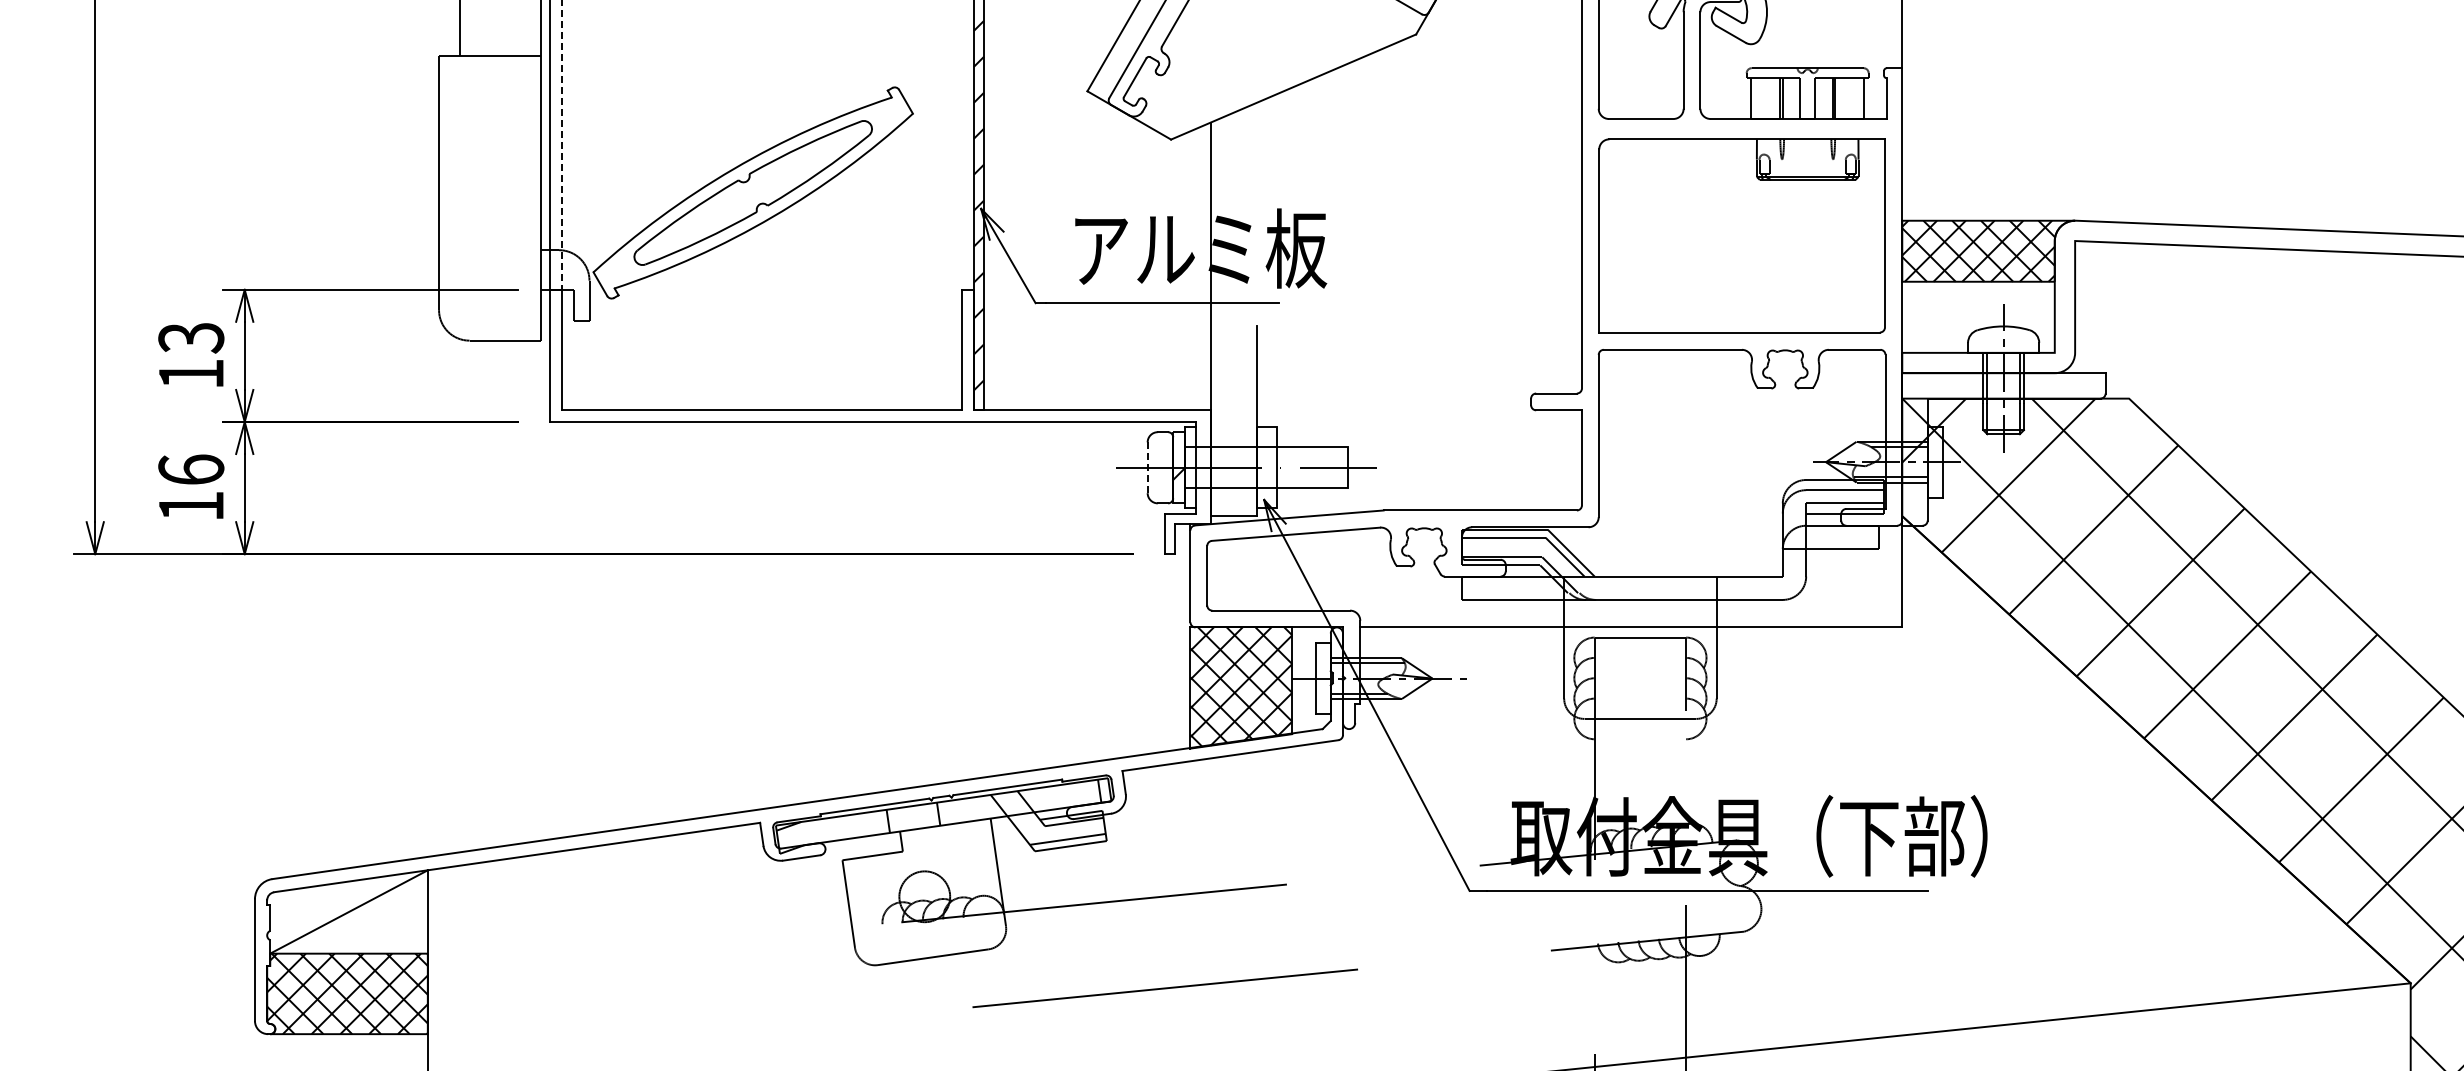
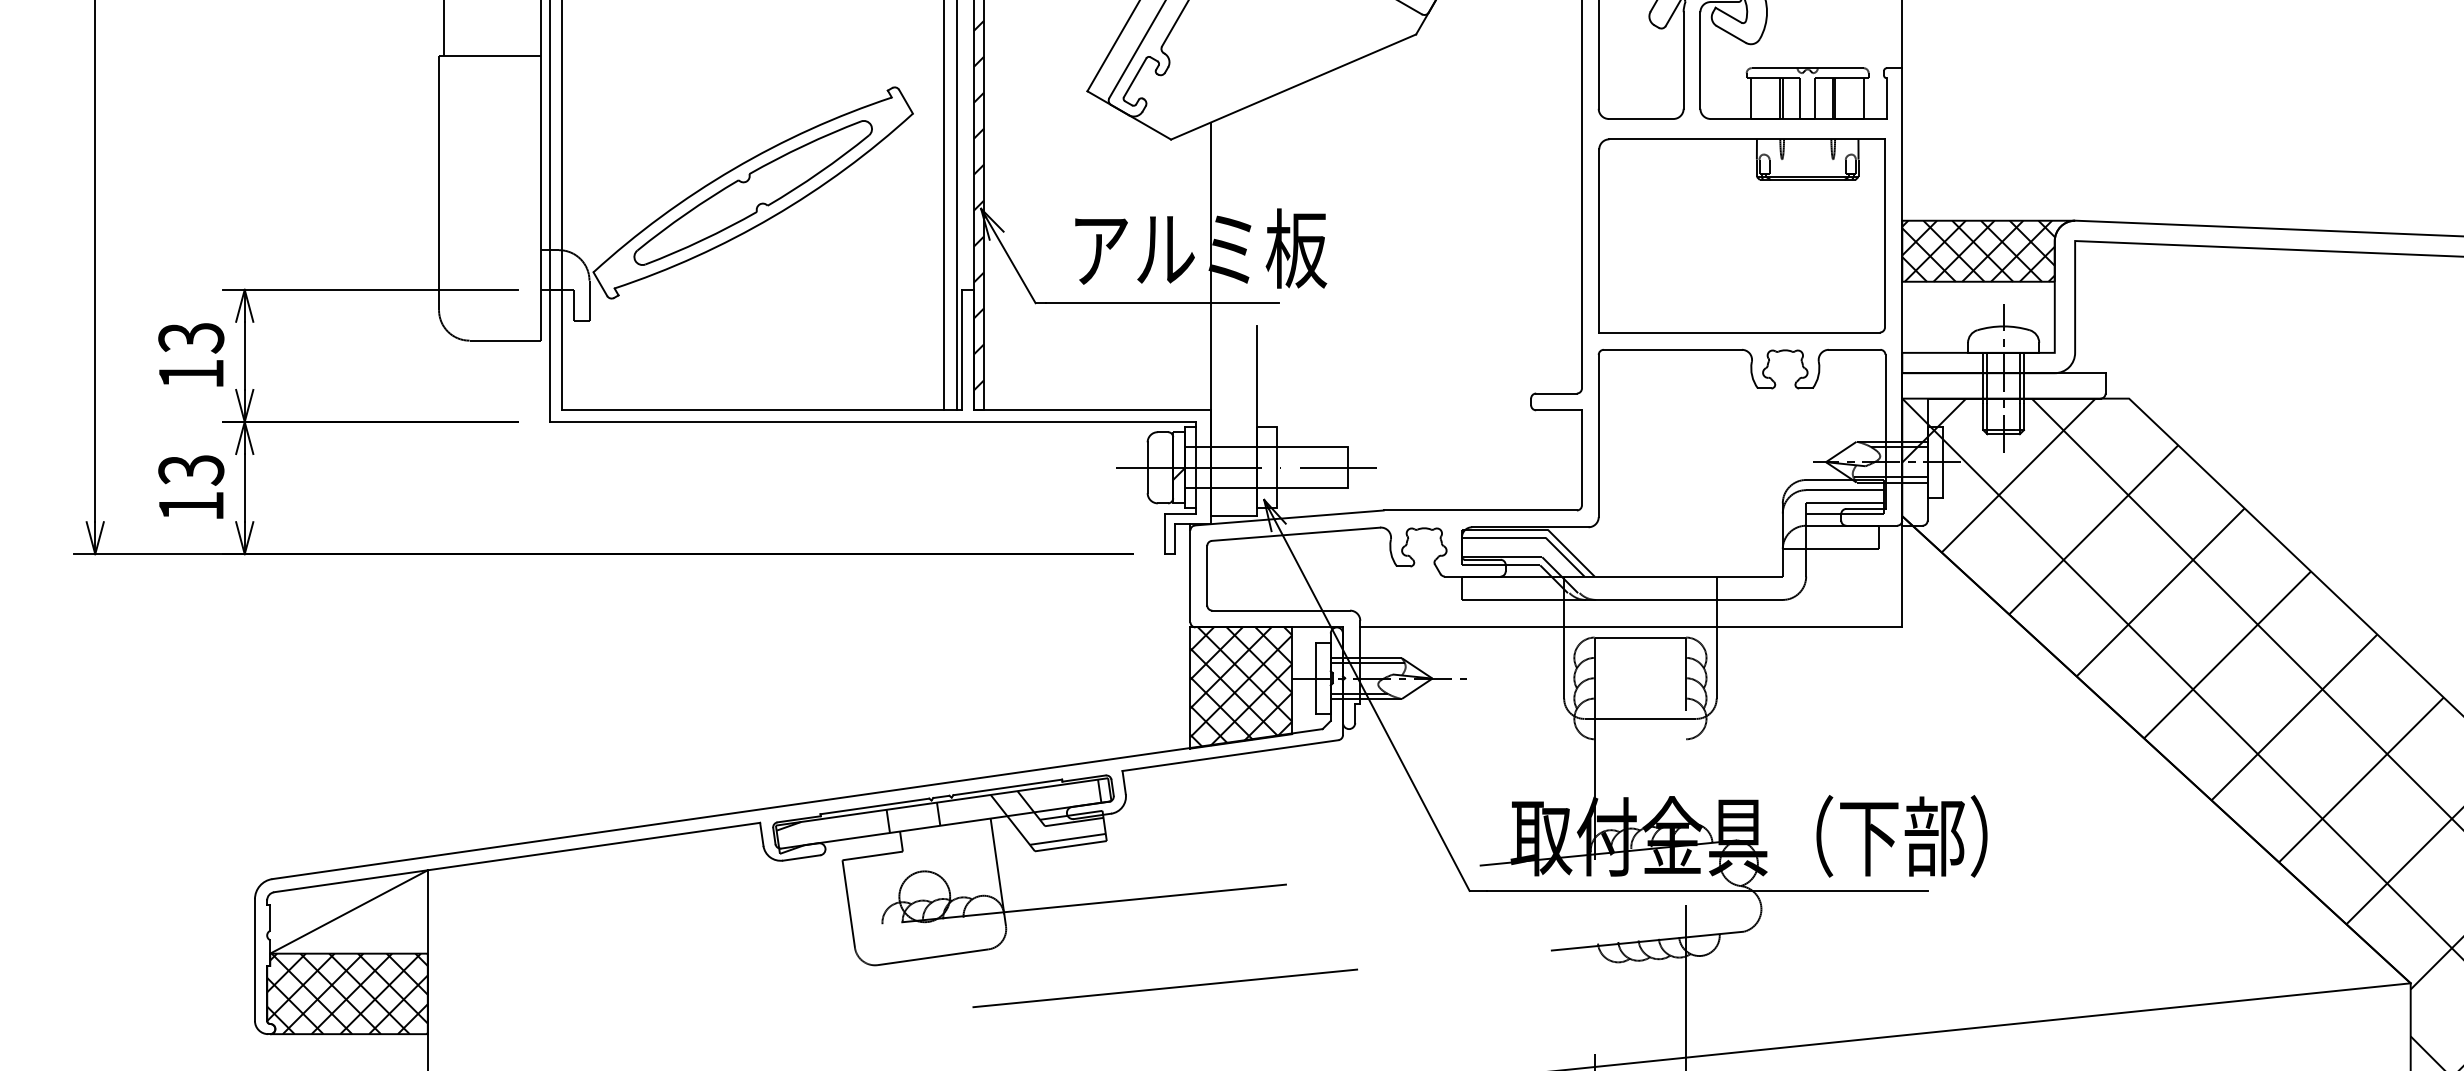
line position: (460, 28) -> (444, 28) (444, 28)
line: dashed -> solid (562, 145)
line: none -> present (944, 205)
line: none -> present (956, 205)
line: dashed -> solid (1147, 468)
text: 16 -> 13 (191, 469)
